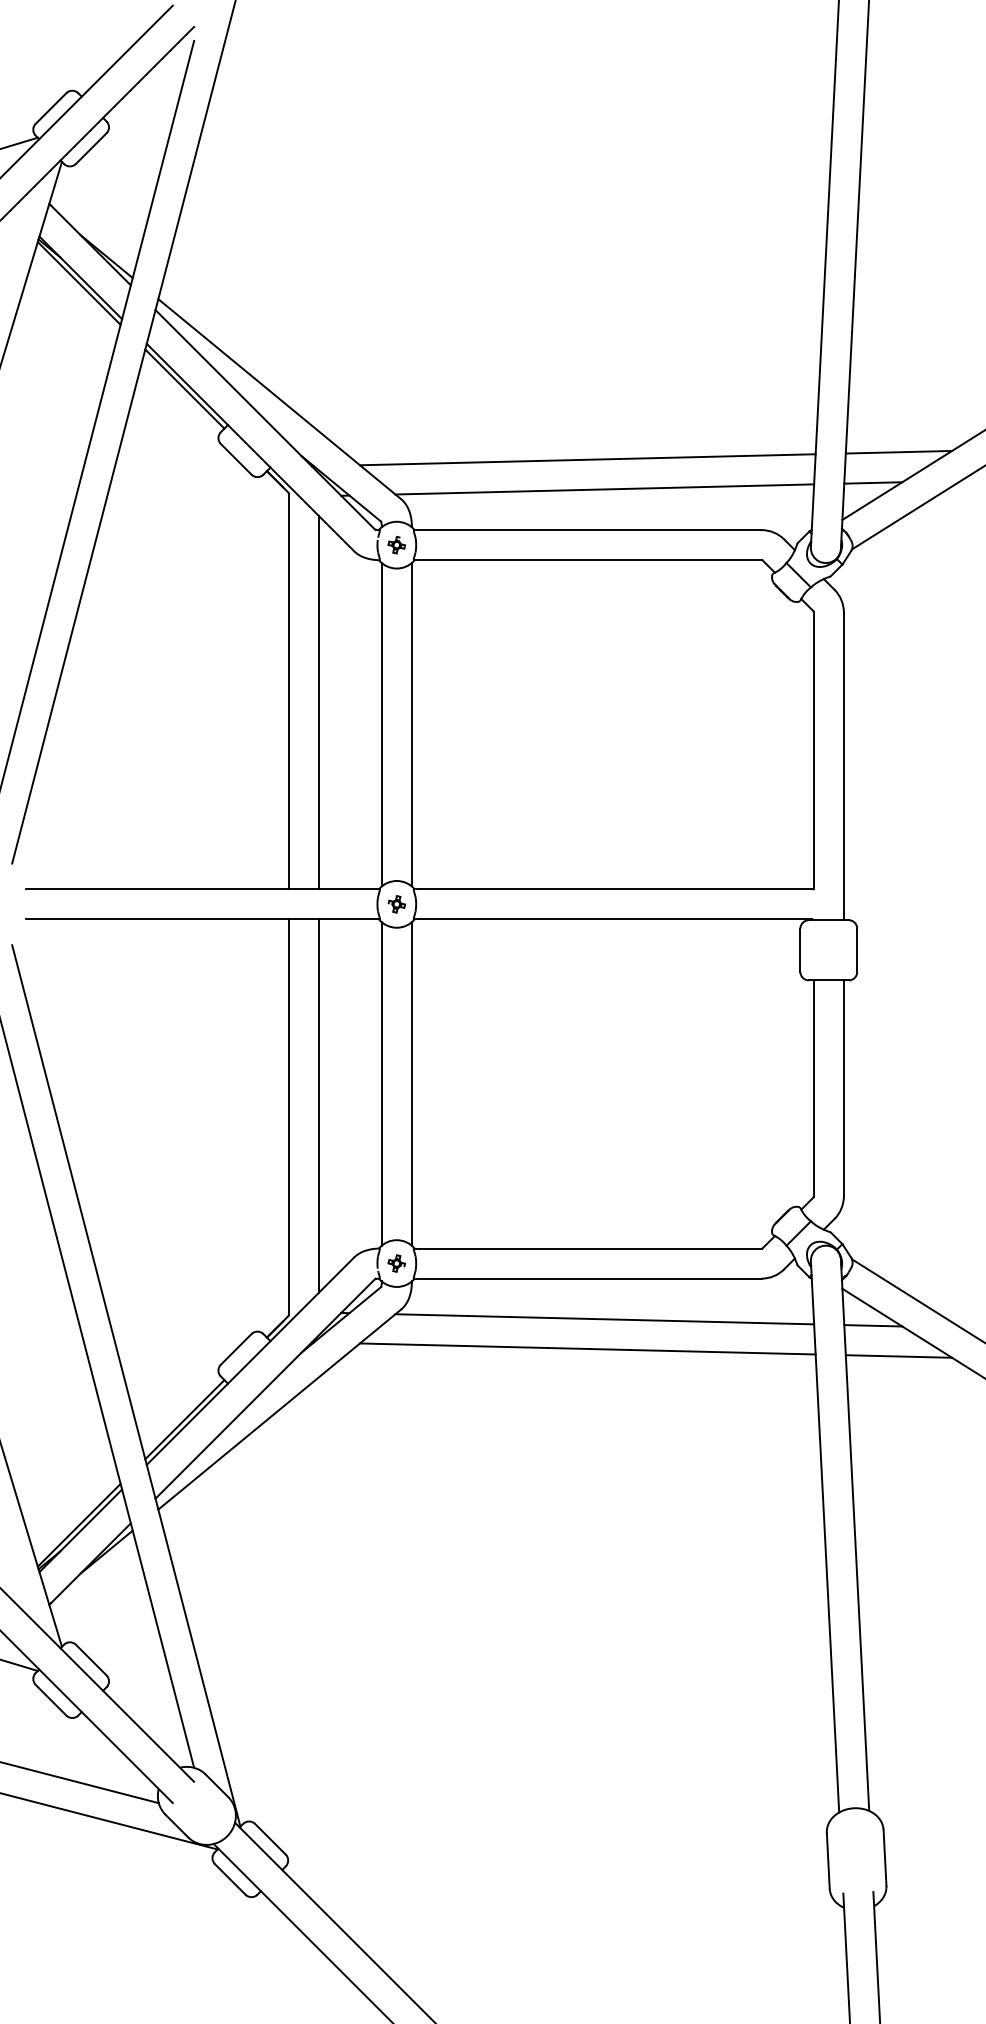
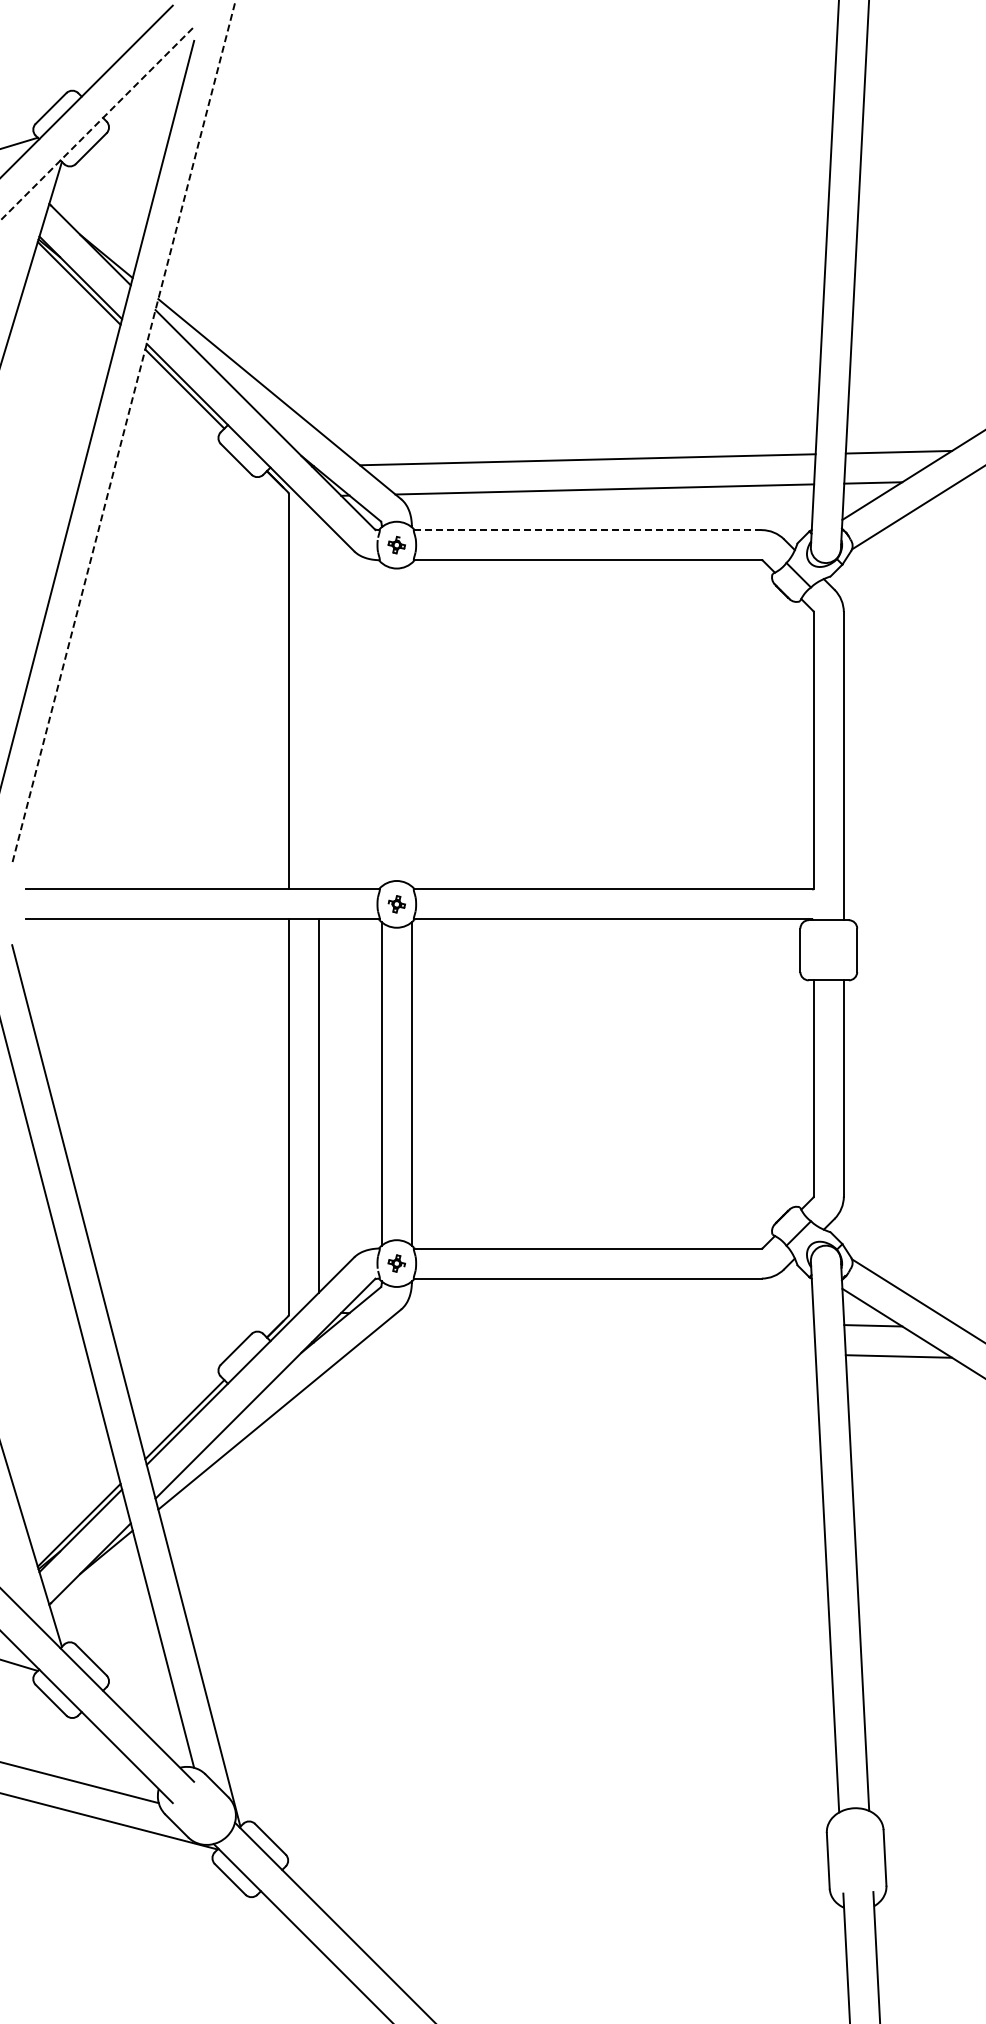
line: solid -> dashed (97, 123)
line: solid -> dashed (123, 432)
line: solid -> dashed (587, 530)
line: present -> none (318, 702)
line: present -> none (381, 724)
line: present -> none (411, 724)
line: present -> none (604, 1319)
line: present -> none (587, 1348)
